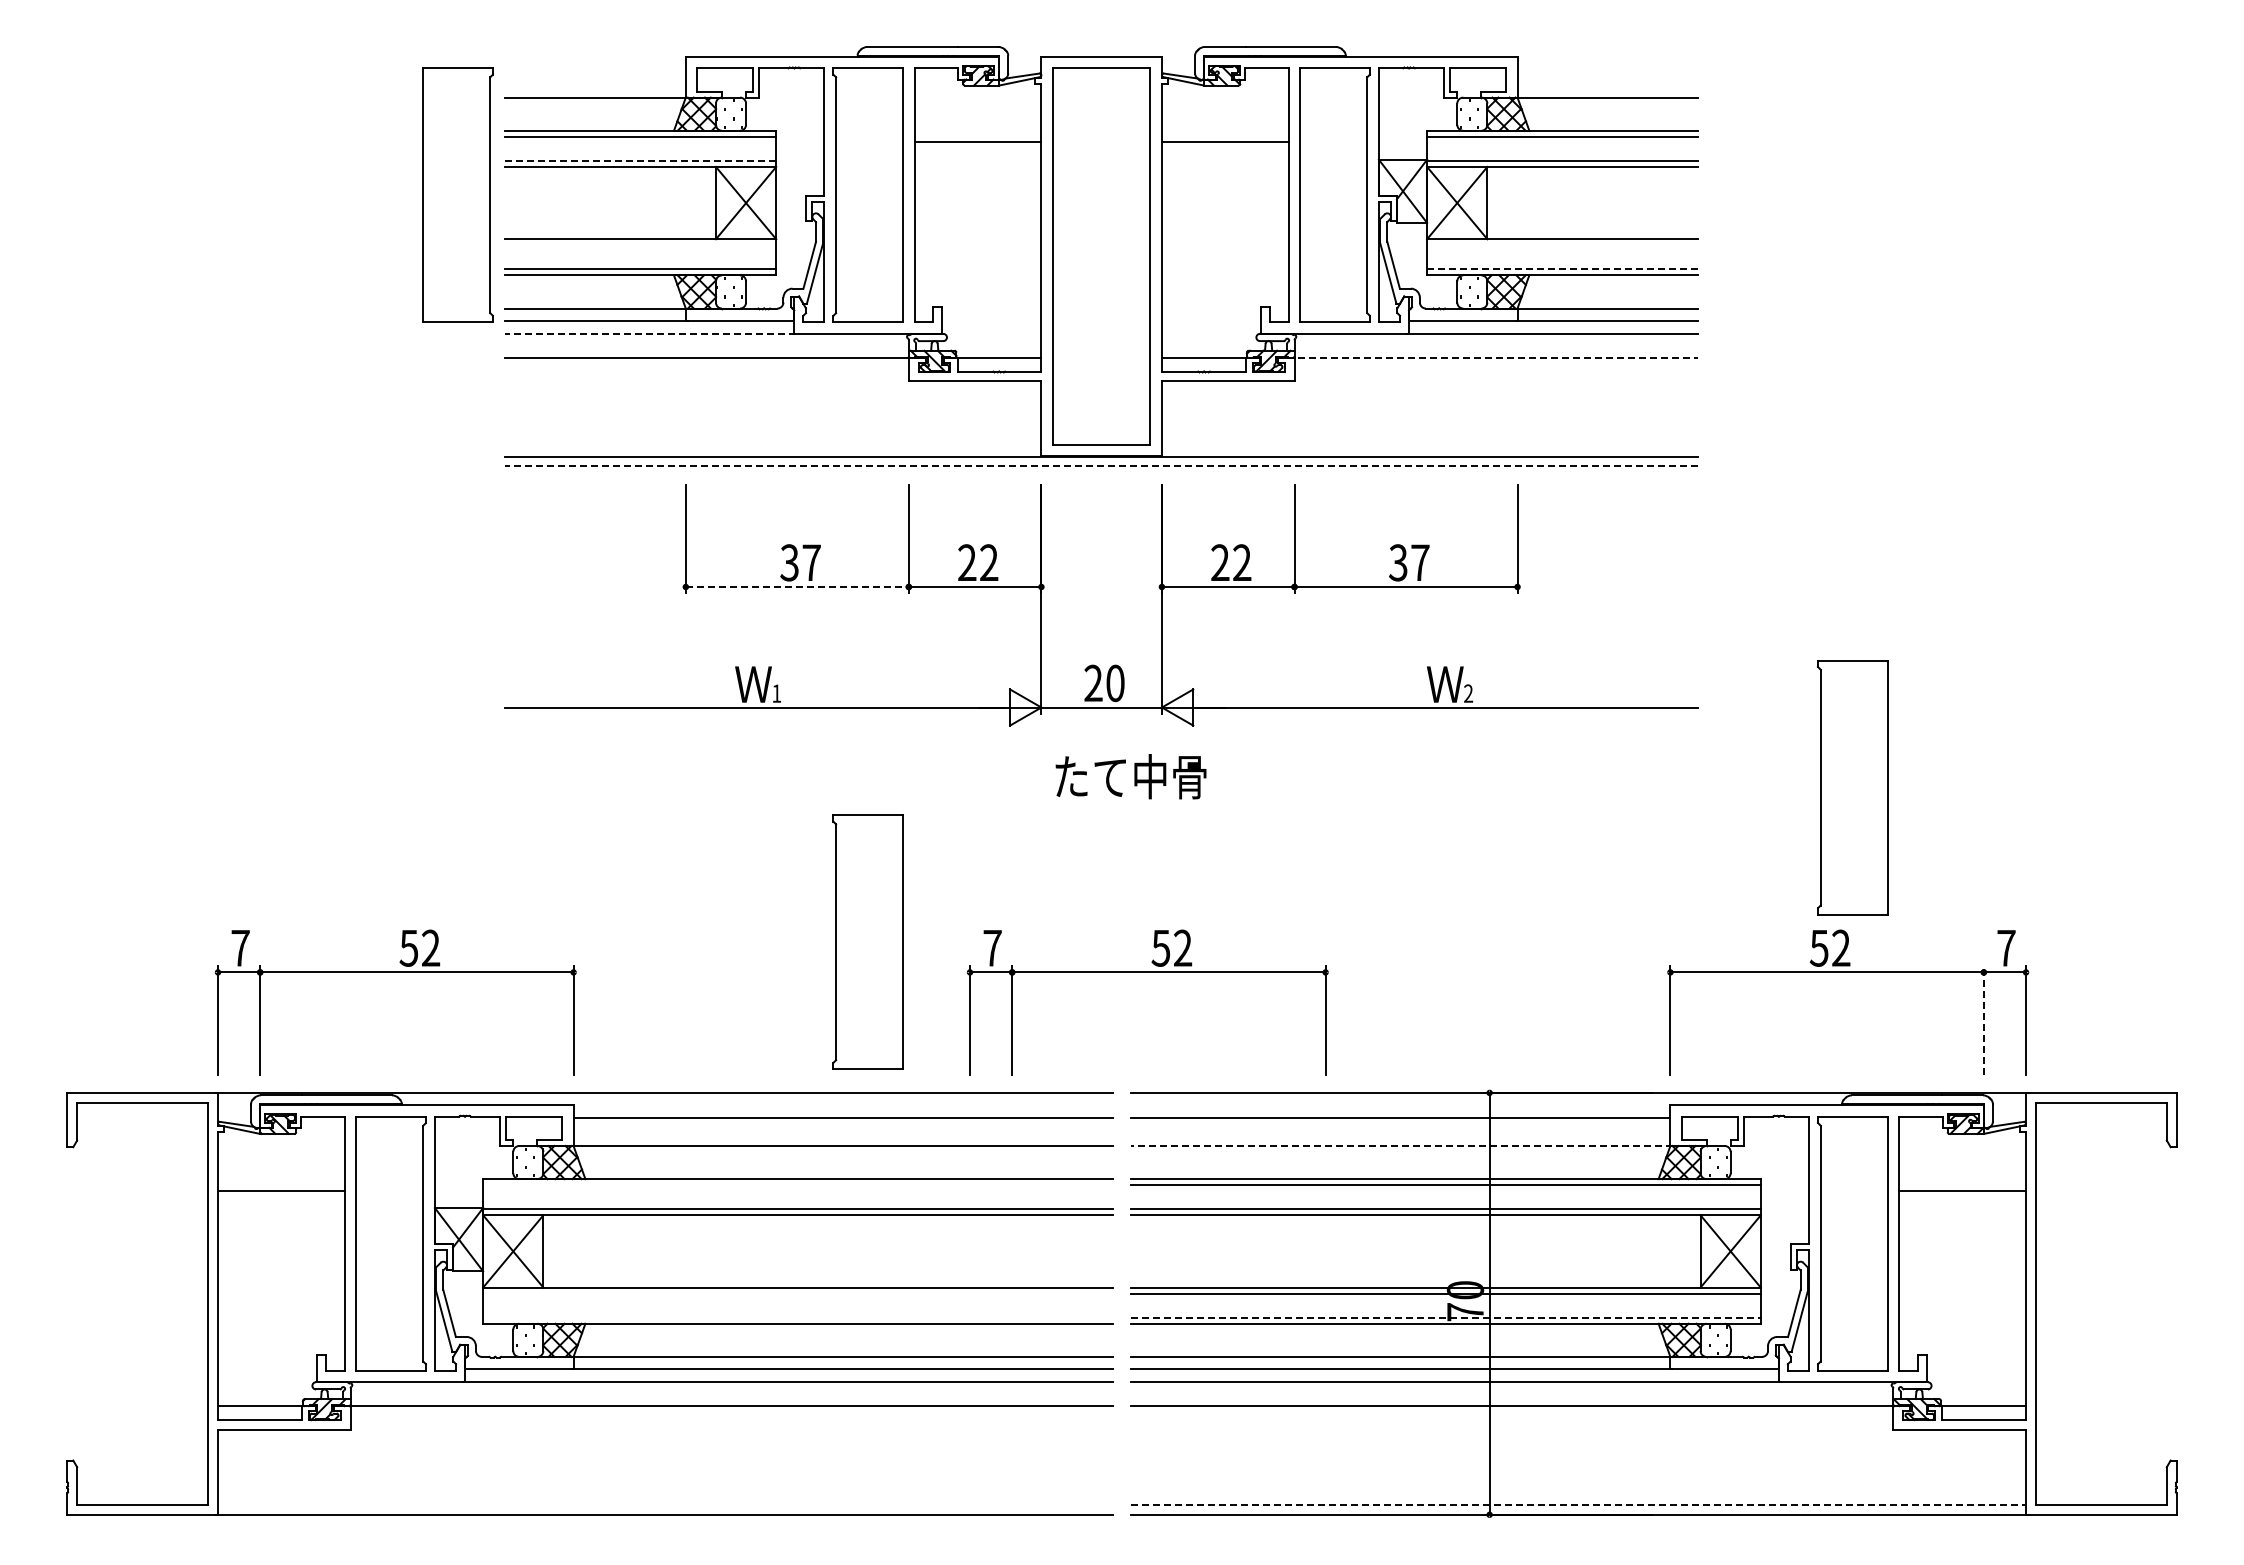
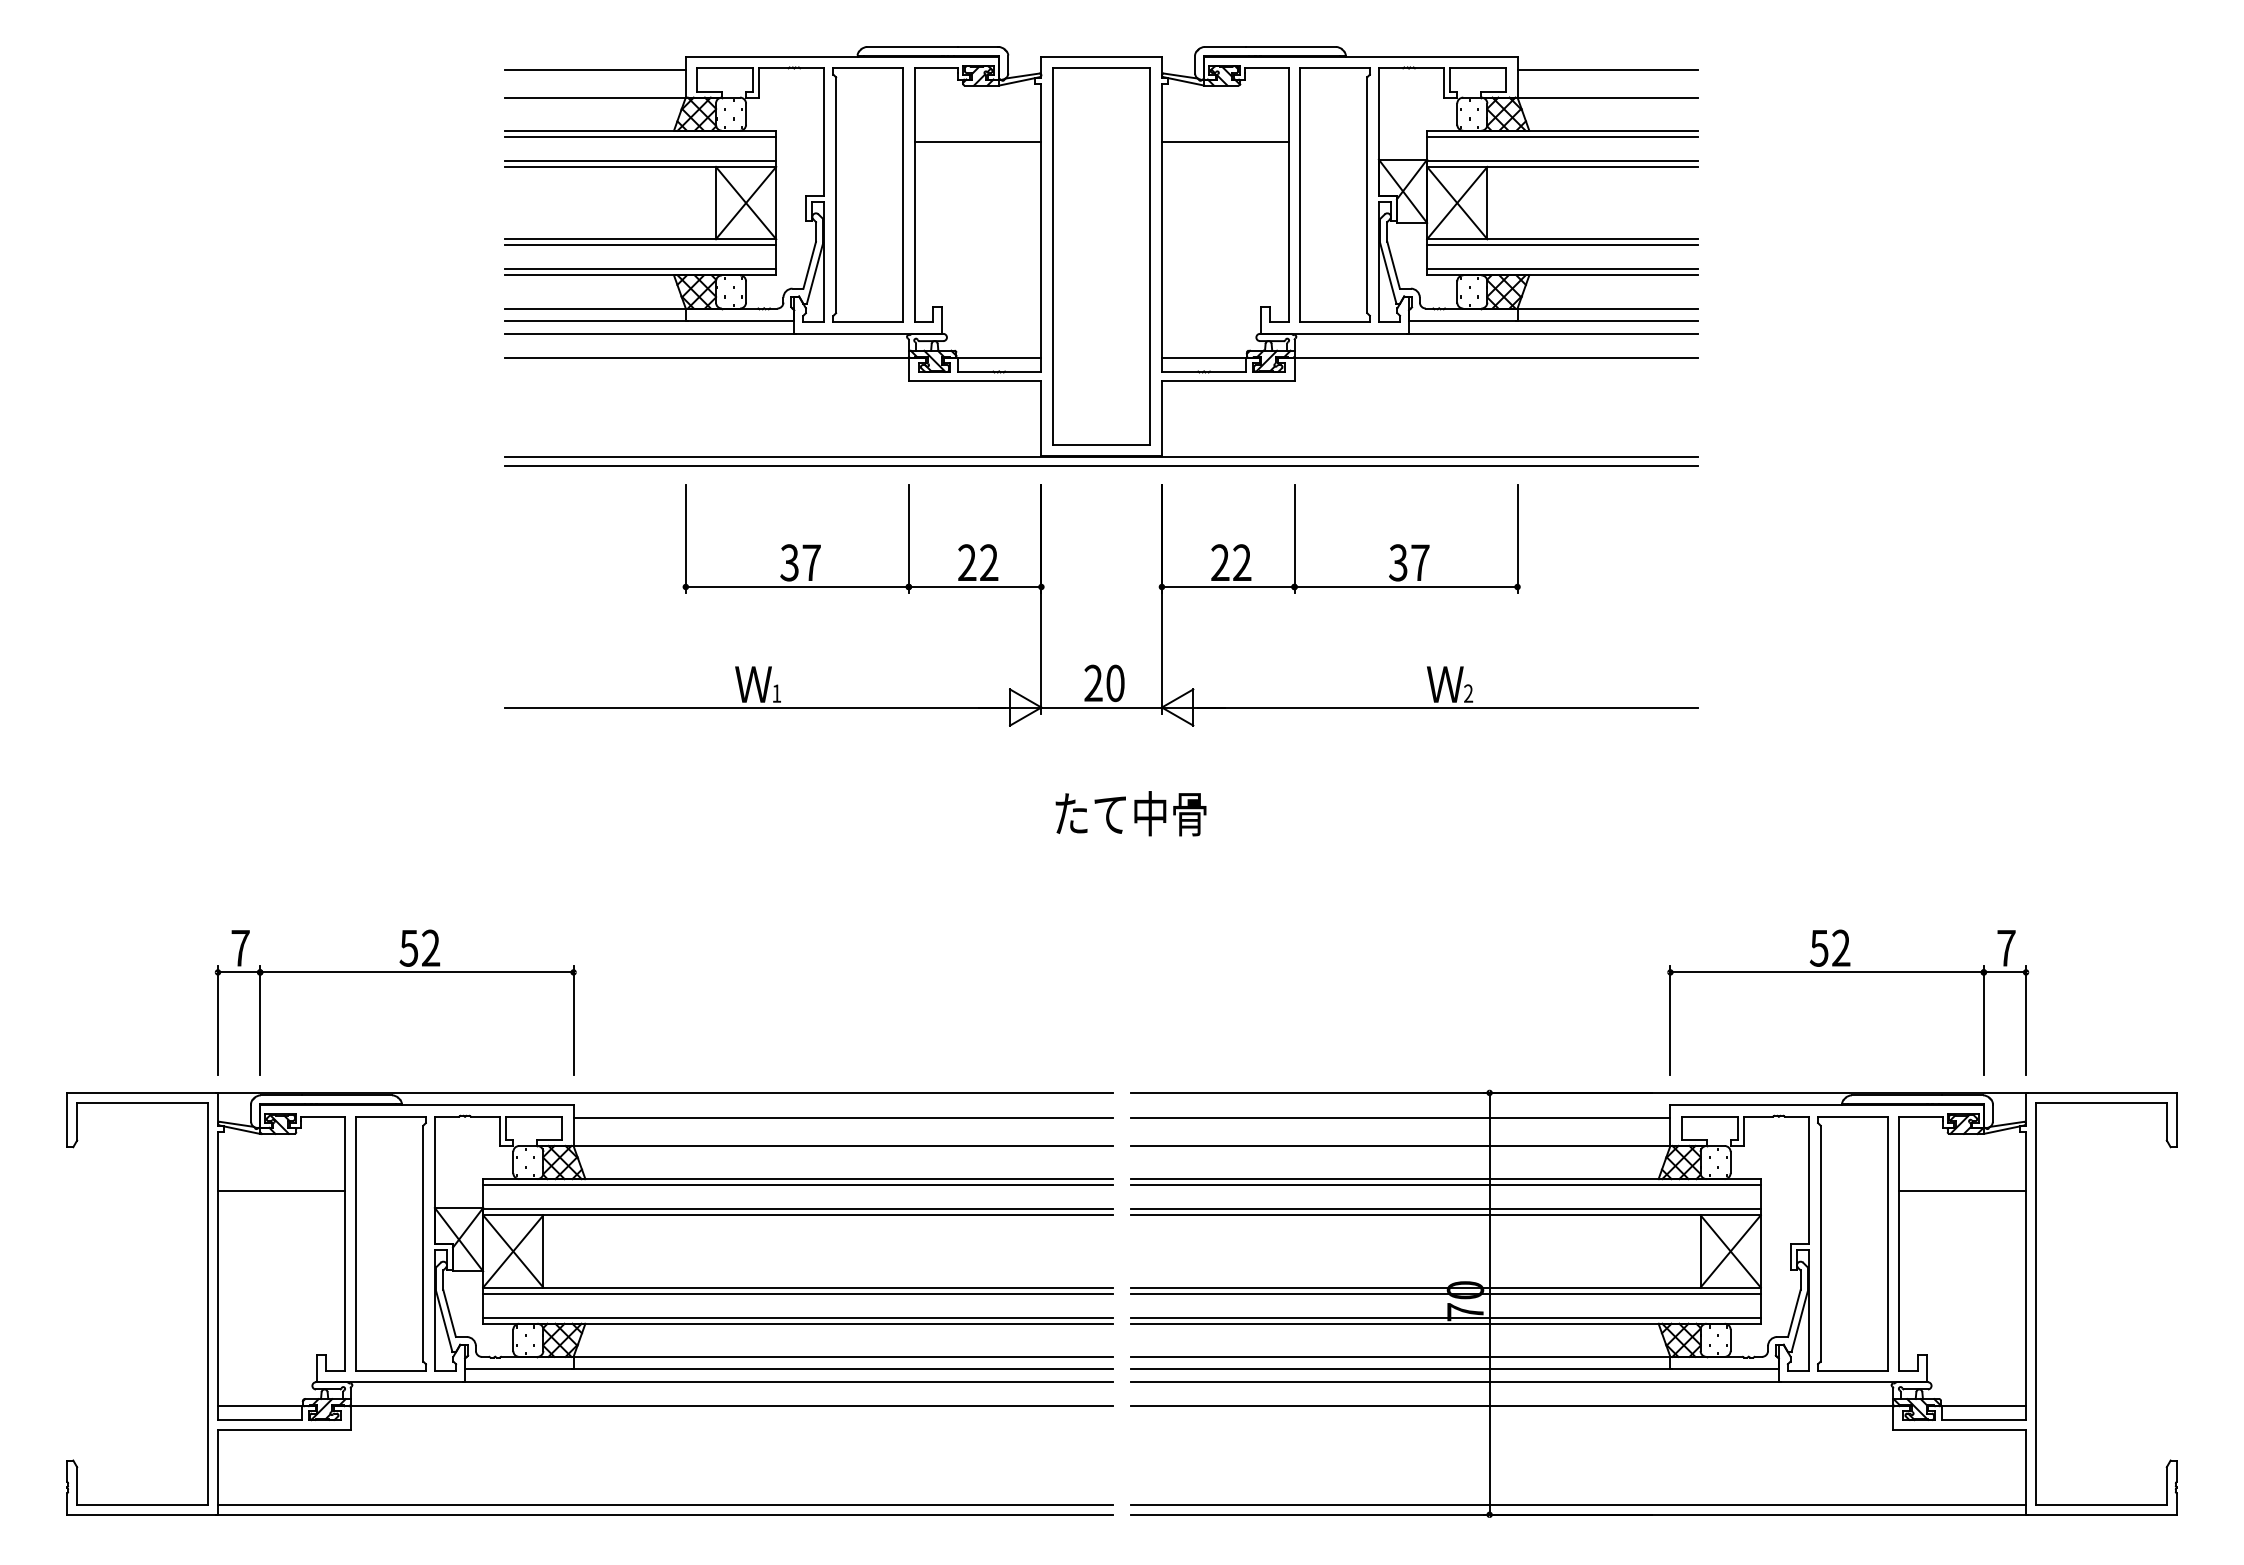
line: none -> present (595, 69)
line: none -> present (1607, 69)
line: dashed -> solid (640, 160)
part: present -> none (457, 194)
line: none -> present (640, 245)
line: none -> present (1562, 245)
line: dashed -> solid (1562, 269)
line: dashed -> solid (650, 333)
line: dashed -> solid (1487, 357)
line: dashed -> solid (1101, 466)
line: dashed -> solid (797, 586)
text position: (1130, 776) -> (1130, 813) (1130, 813)
part: present -> none (1852, 787)
part: present -> none (867, 941)
part: present -> none (1147, 972)
line: dashed -> solid (1983, 1020)
line: dashed -> solid (1401, 1145)
line: none -> present (797, 1185)
line: none -> present (797, 1293)
line: none -> present (797, 1317)
line: dashed -> solid (1445, 1317)
line: none -> present (664, 1504)
line: dashed -> solid (1579, 1504)
